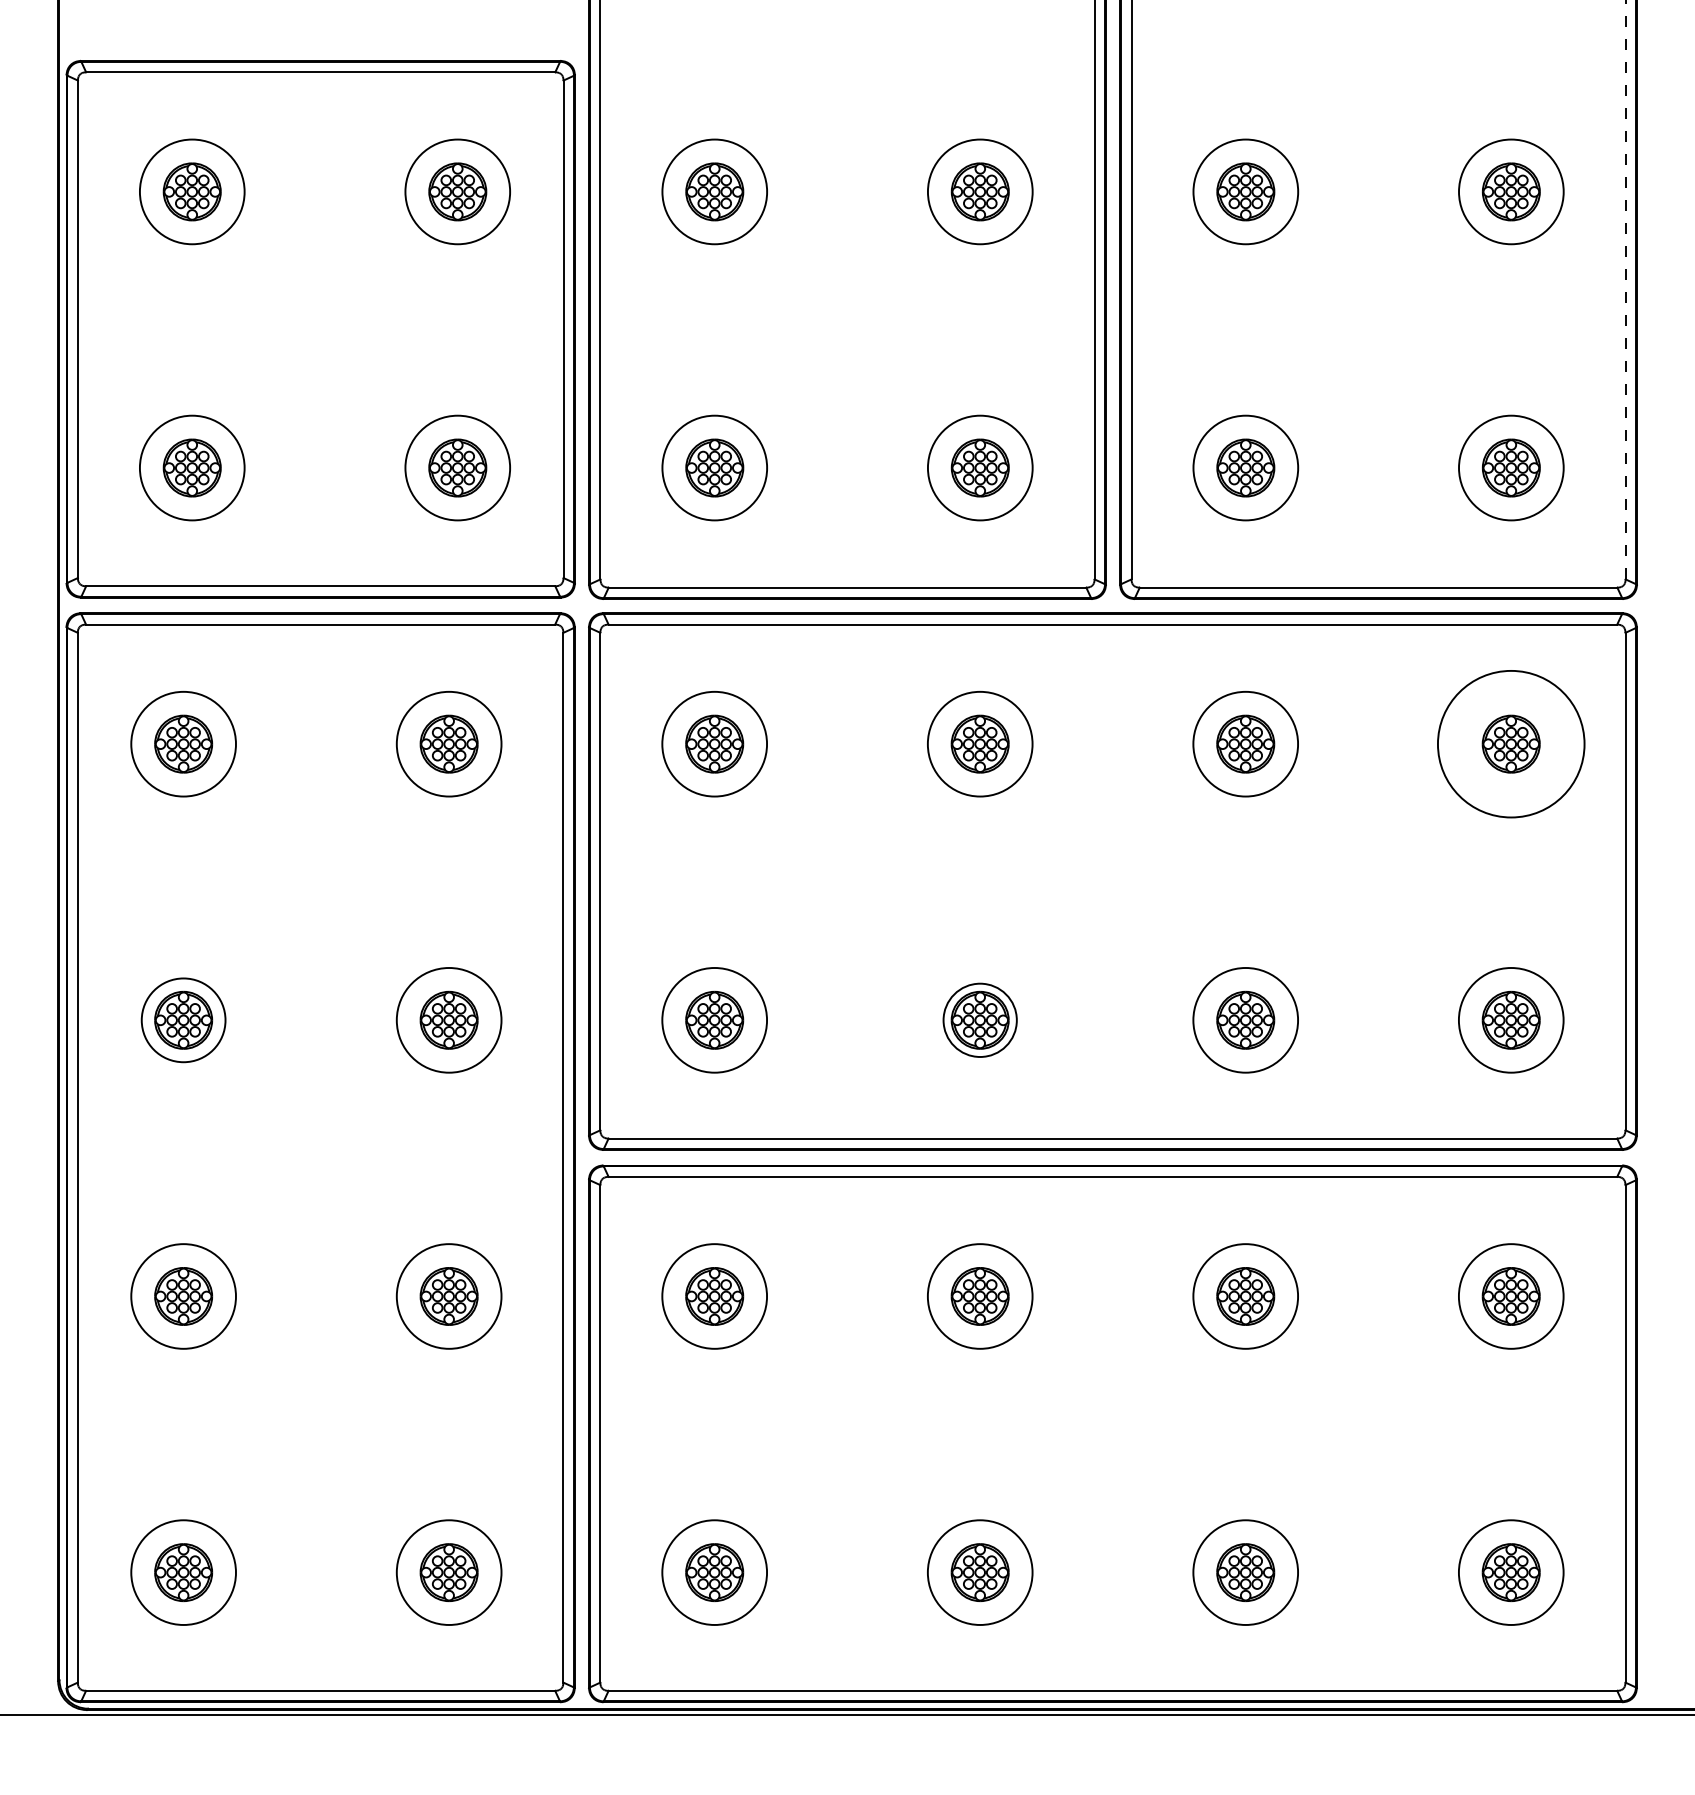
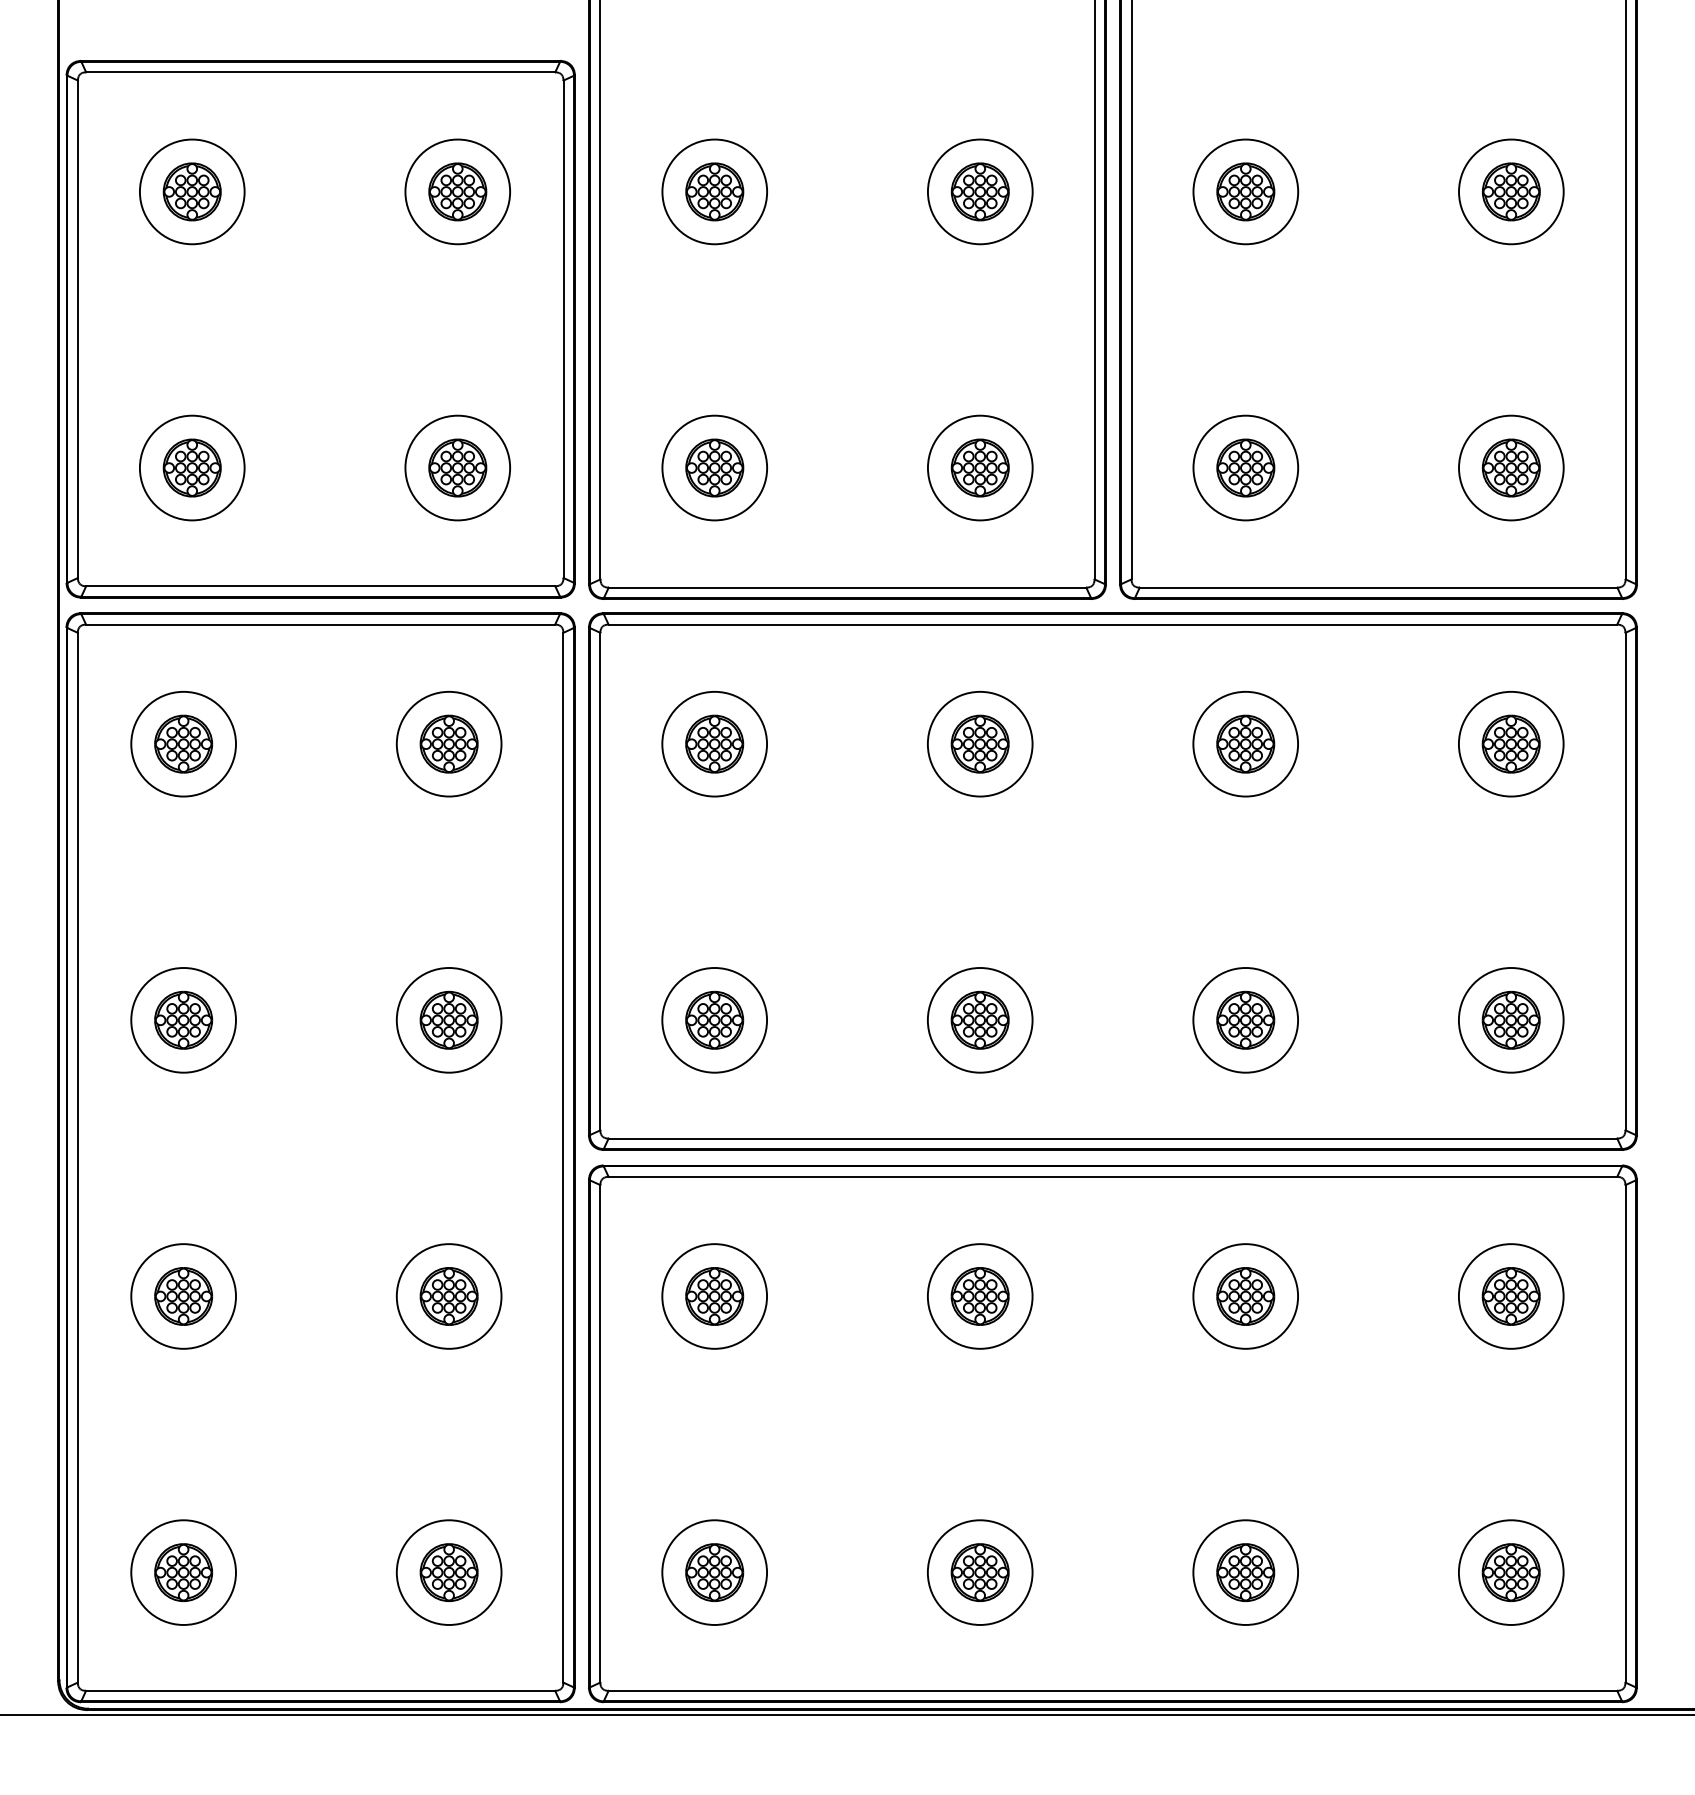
line: dashed -> solid (1625, 289)
circle diameter: 147 px -> 105 px (1510, 743)
circle diameter: 73 px -> 105 px (979, 1019)
circle diameter: 84 px -> 105 px (183, 1019)
